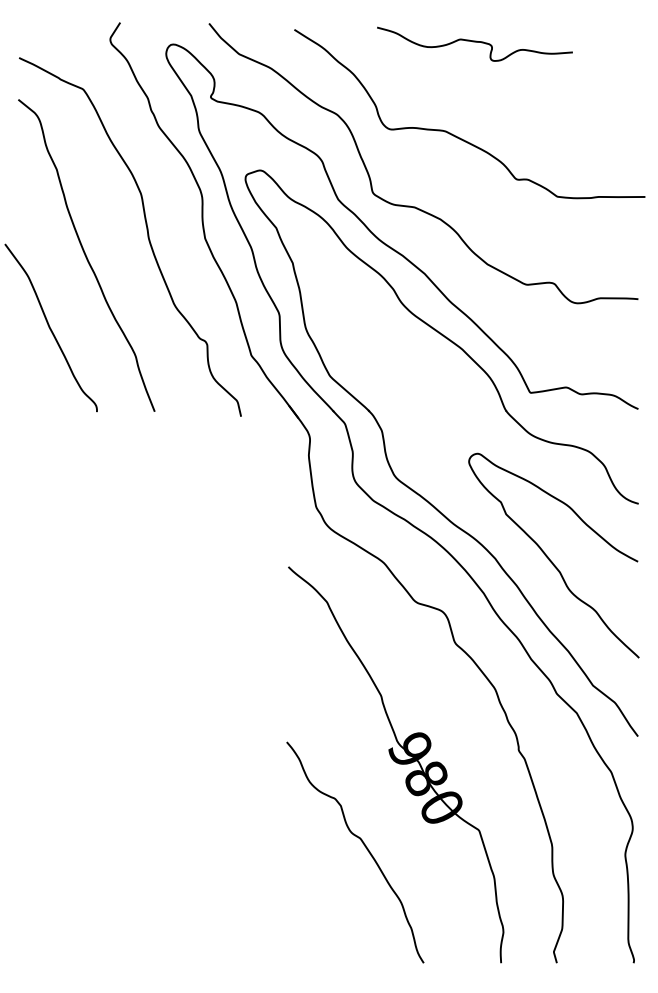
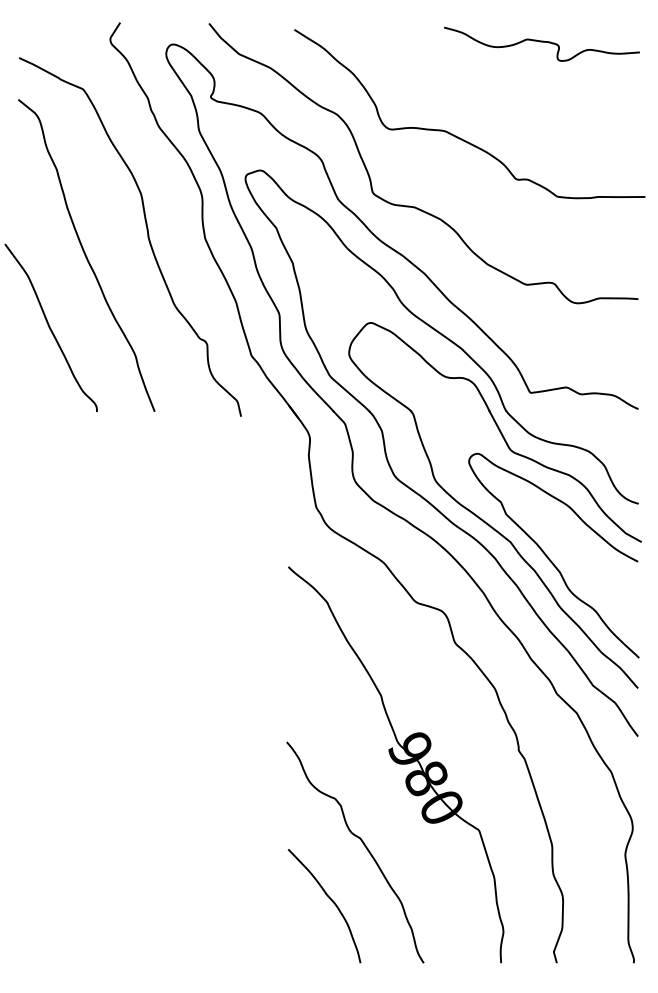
curve position: (474, 42) -> (541, 42) (541, 42)
part: none -> present (483, 519)
curve: none -> present (330, 900)
